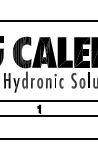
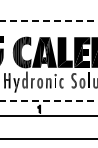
line: solid -> dashed (49, 20)
line: solid -> dashed (49, 101)
